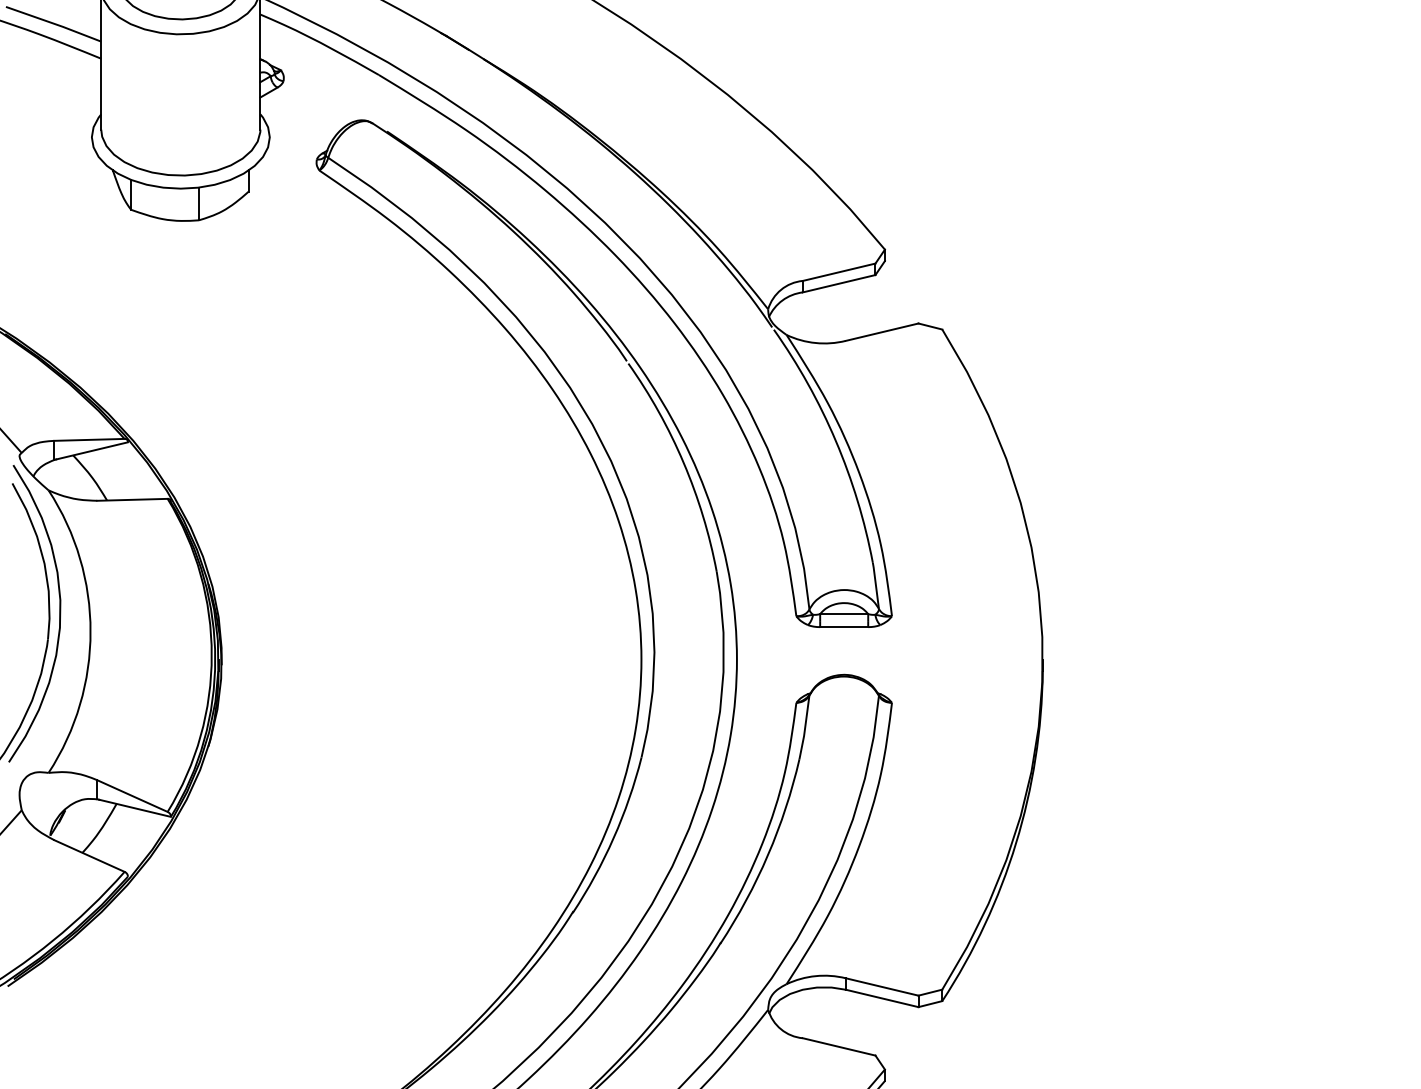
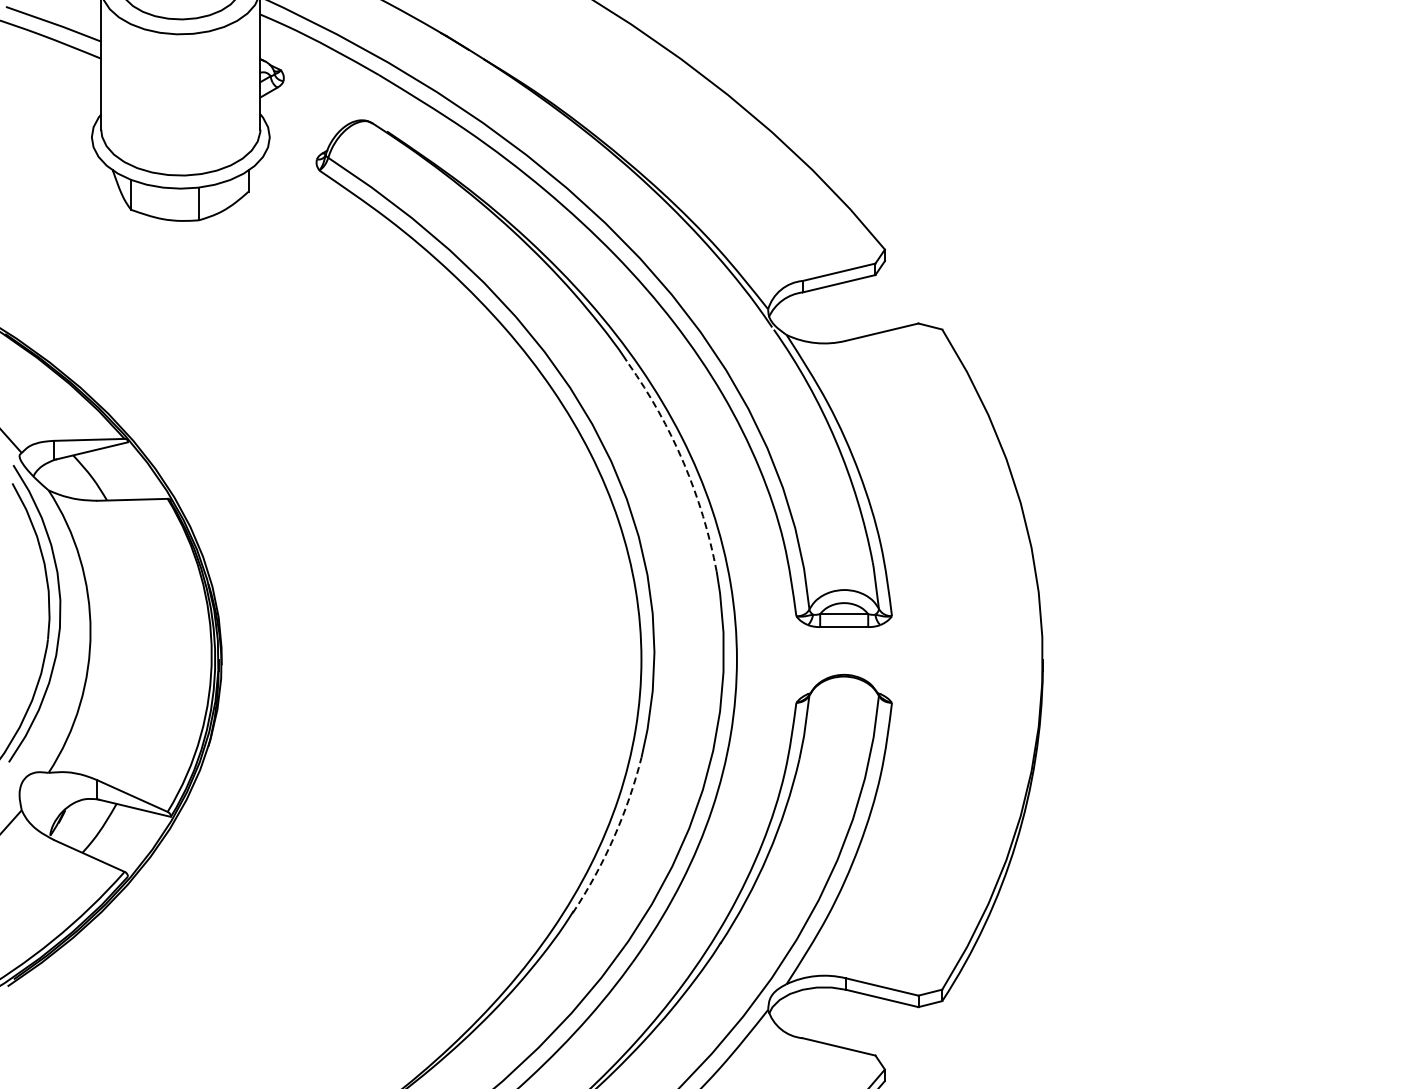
arc: solid -> dashed (683, 462)
arc: solid -> dashed (613, 838)
